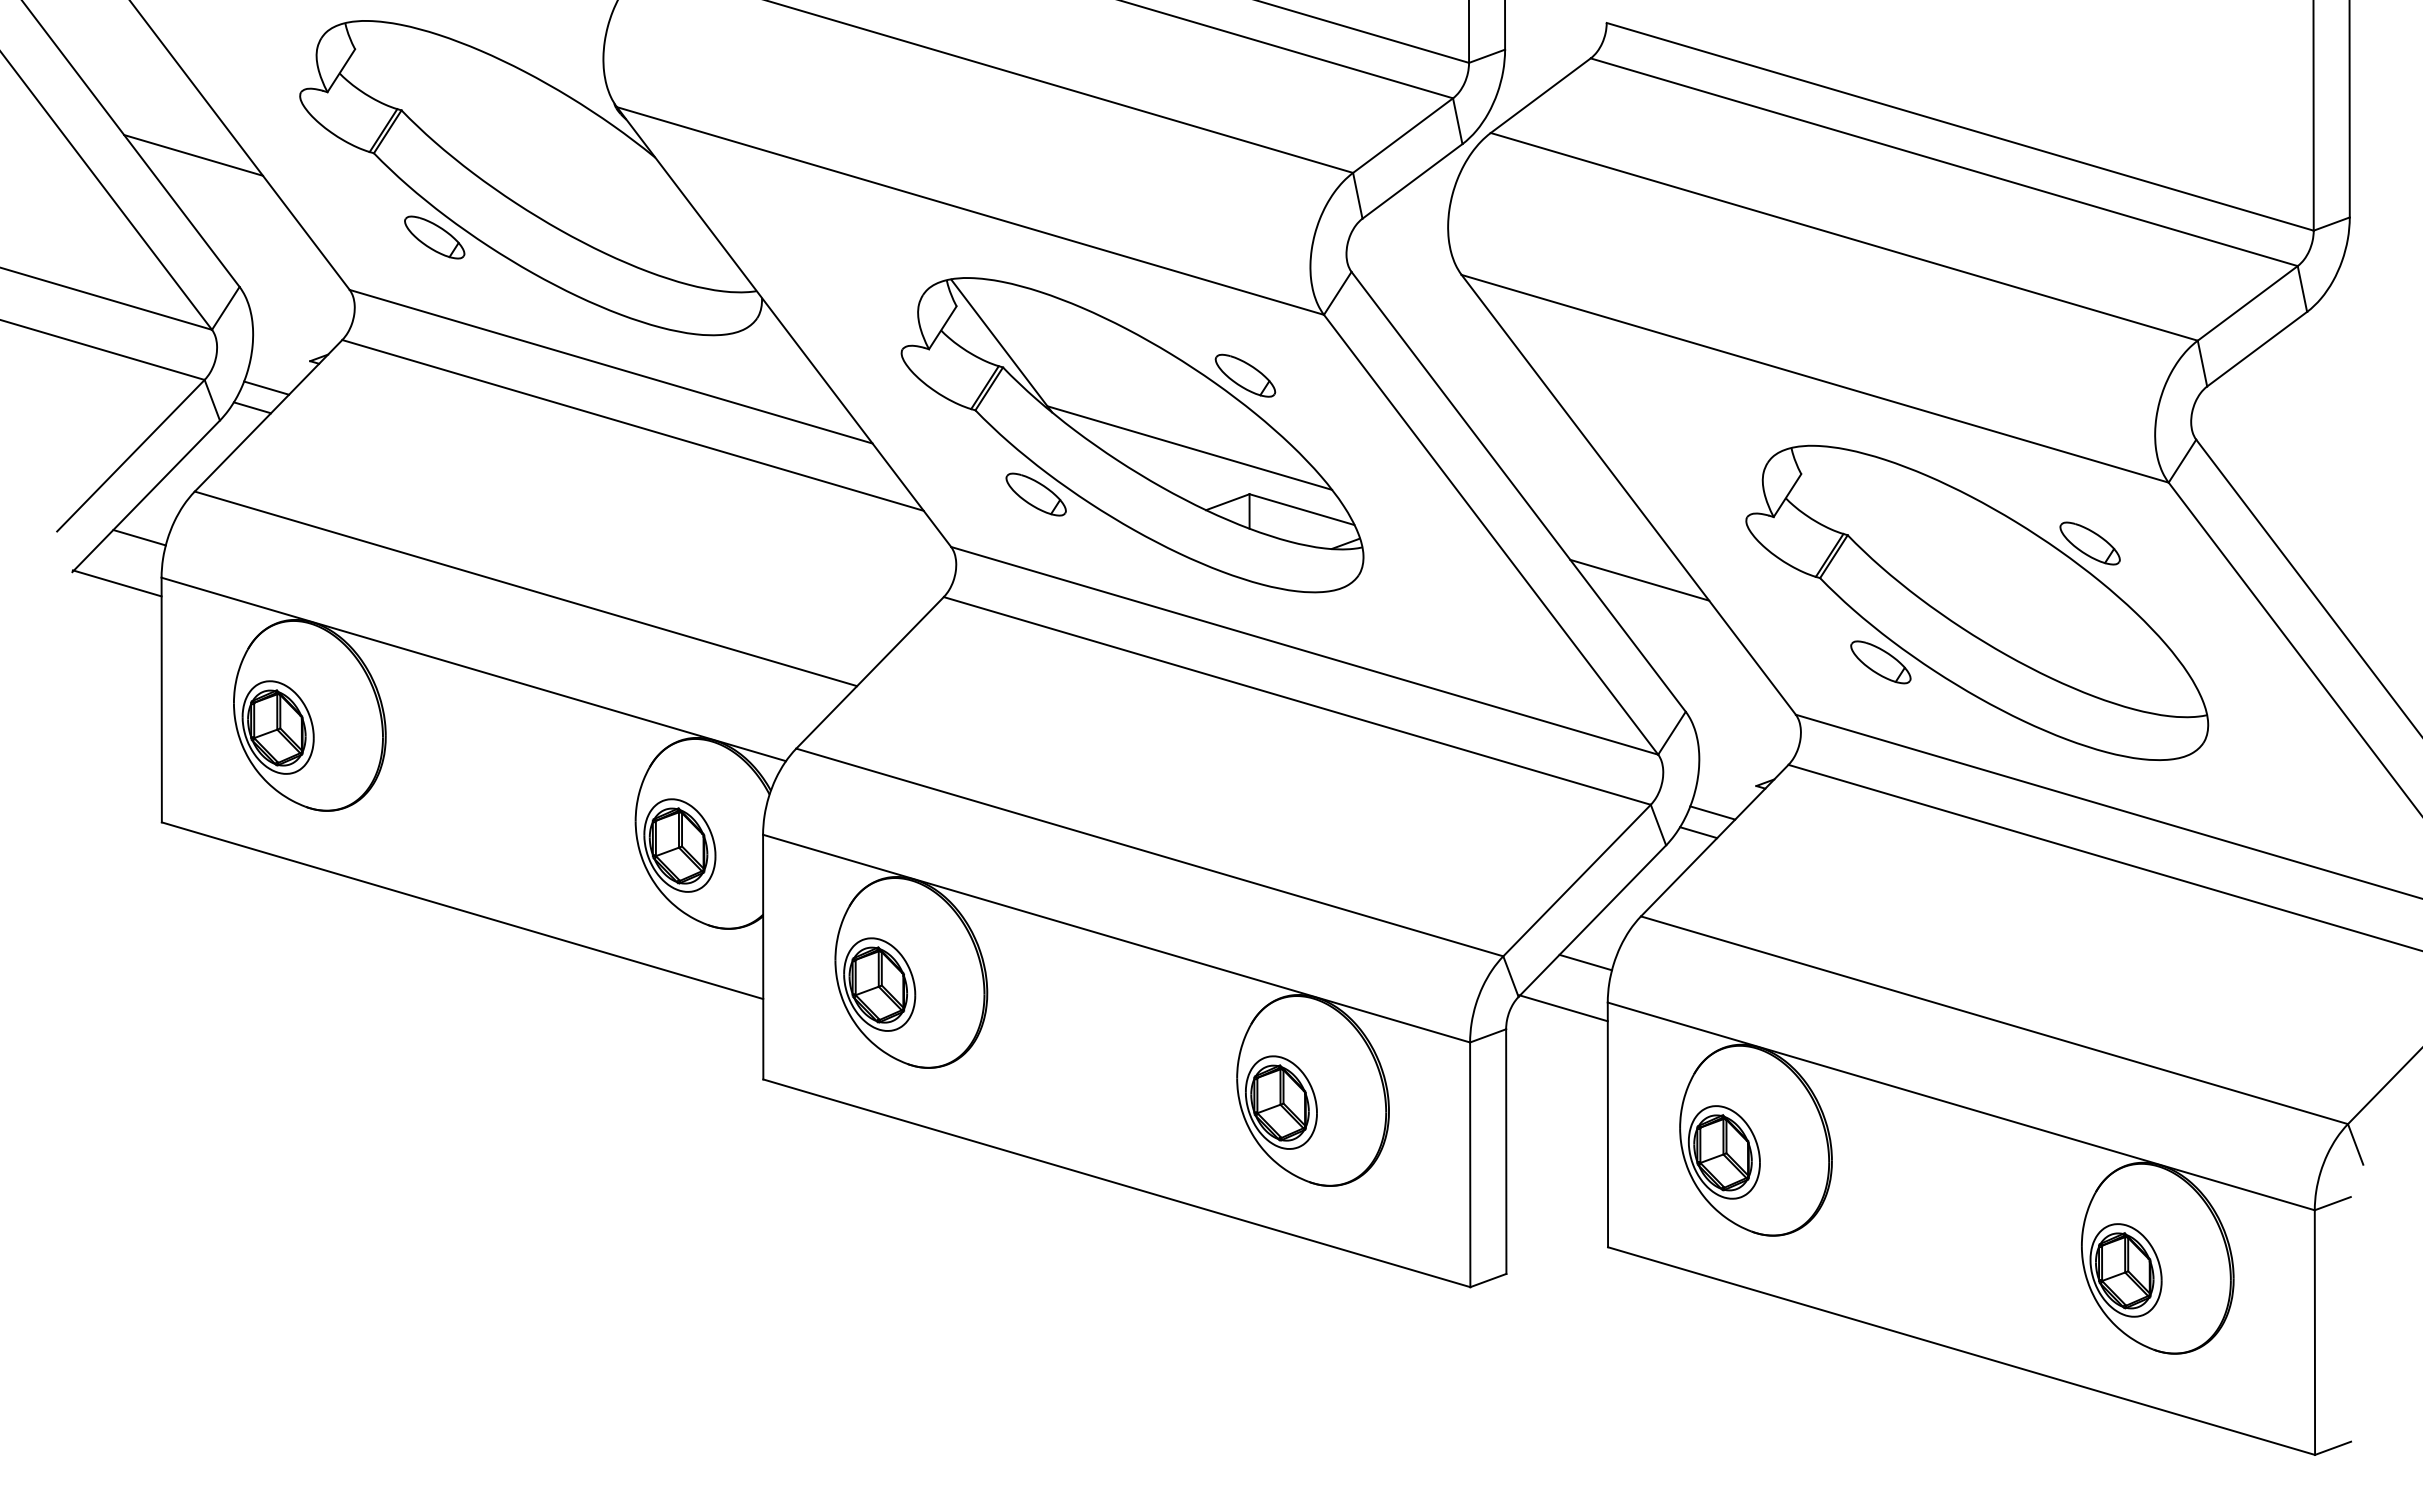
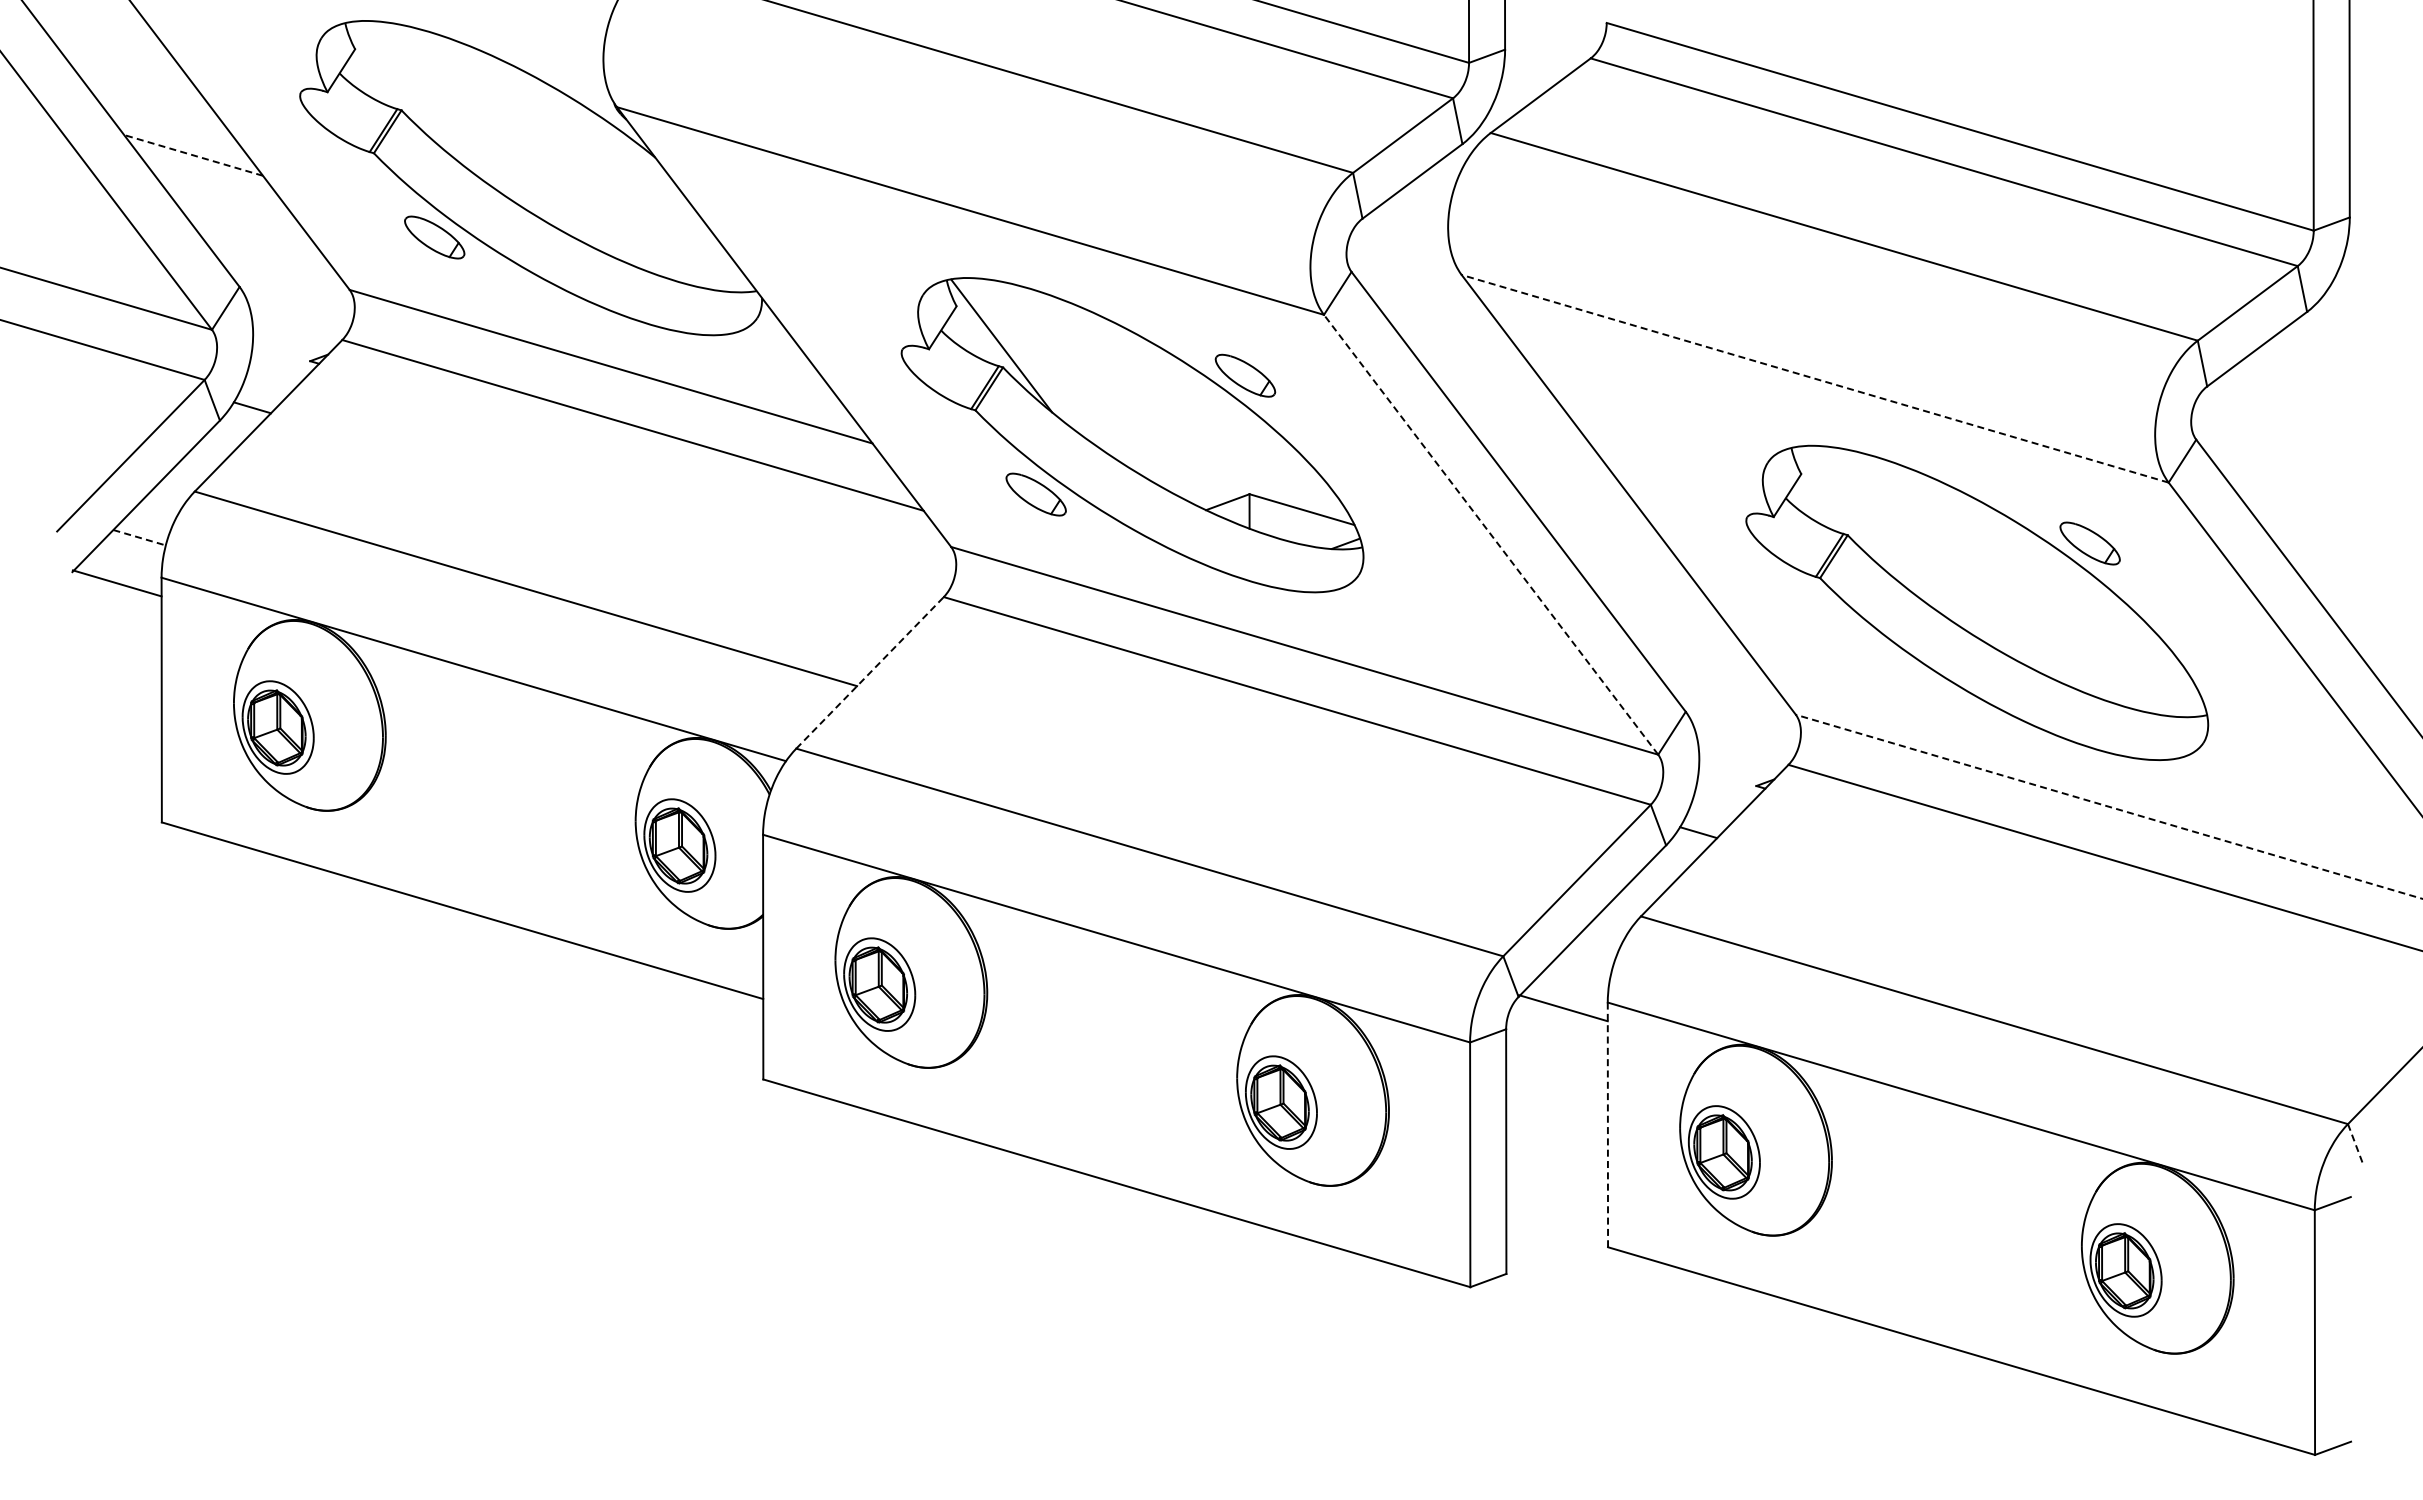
line: solid -> dashed (193, 155)
line: solid -> dashed (1814, 378)
line: present -> none (266, 387)
line: present -> none (1189, 447)
line: solid -> dashed (1490, 534)
line: solid -> dashed (140, 537)
line: present -> none (1639, 579)
part: present -> none (1880, 662)
line: solid -> dashed (870, 672)
line: solid -> dashed (2108, 806)
line: present -> none (1712, 812)
line: present -> none (1585, 962)
line: solid -> dashed (1607, 1124)
line: solid -> dashed (2355, 1144)
